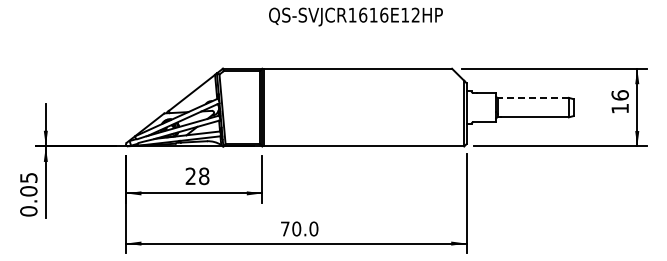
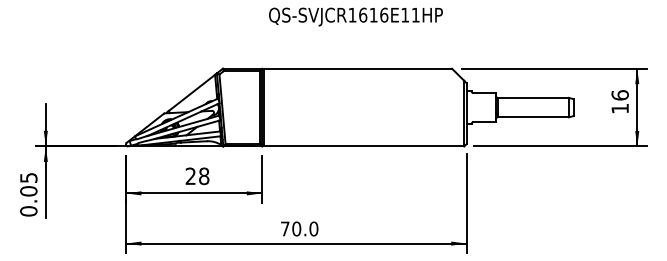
text: QS-SVJCR1616E12HP -> QS-SVJCR1616E11HP (415, 14)
line: dashed -> solid (533, 97)
